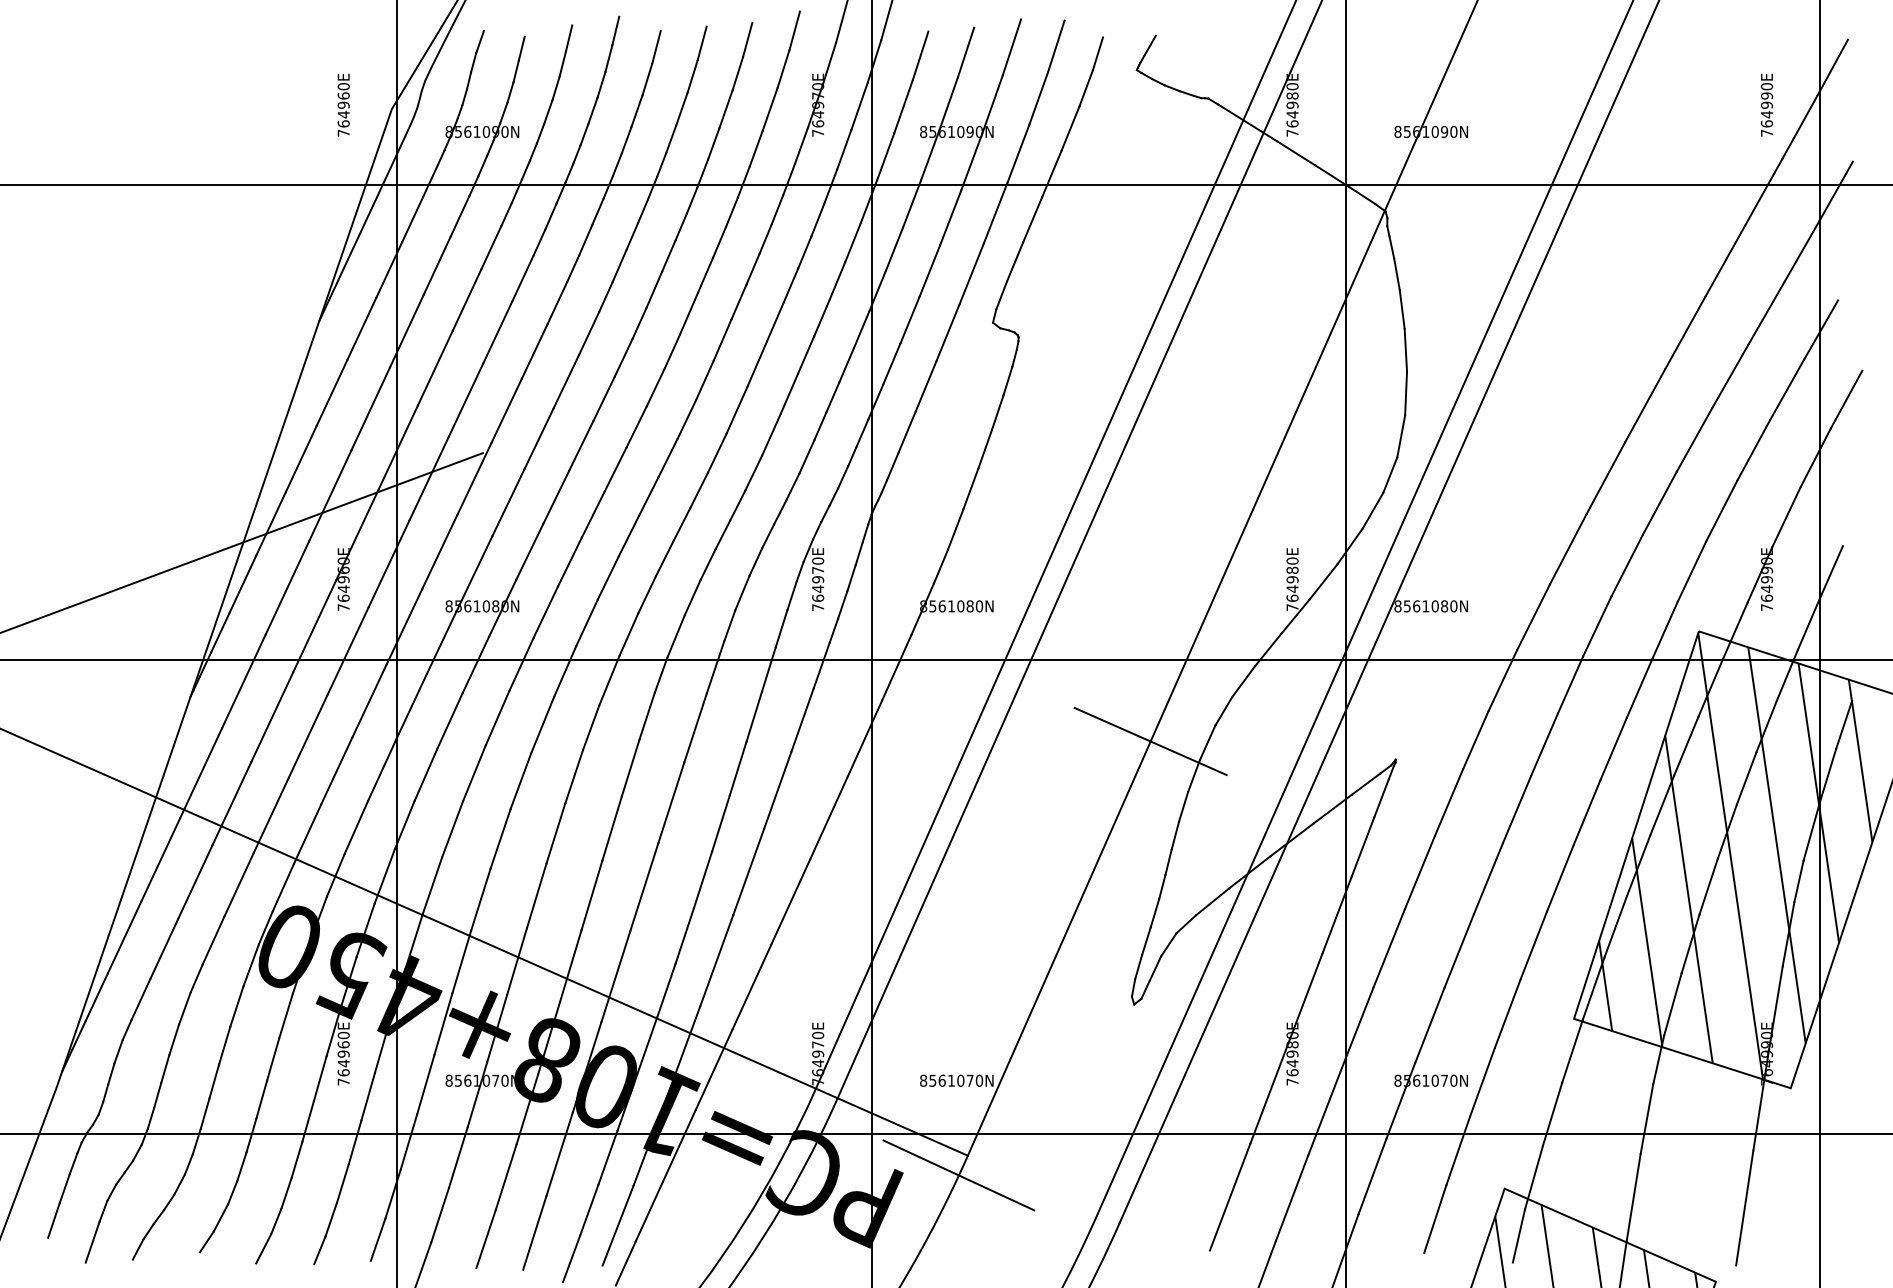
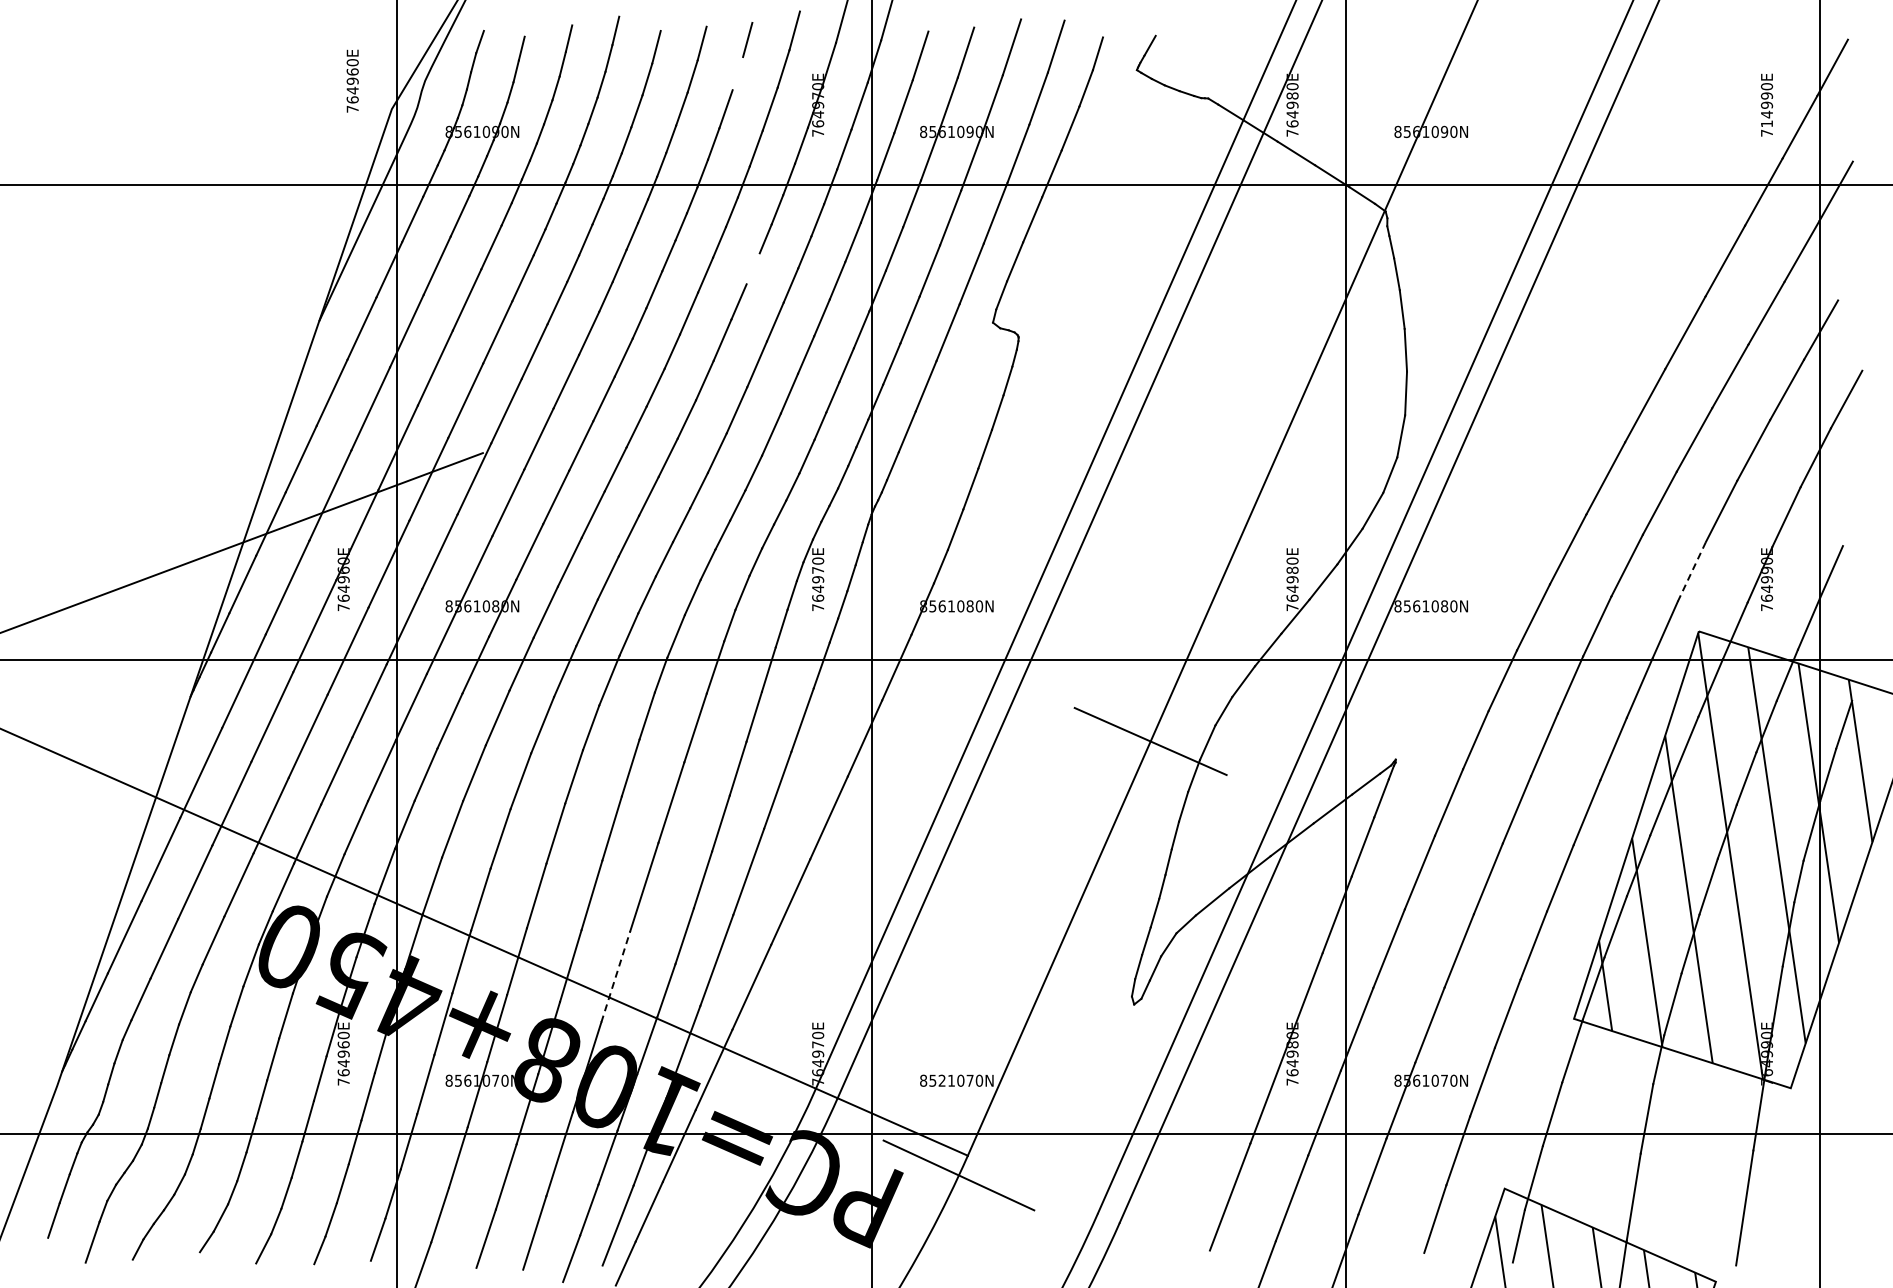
line: present -> none (737, 73)
text position: (343, 104) -> (352, 80) (352, 80)
text: 764990E -> 714990E (1766, 123)
line: present -> none (752, 268)
line: solid -> dashed (1692, 571)
line: solid -> dashed (615, 976)
text: 8561070N -> 8521070N (941, 1080)
